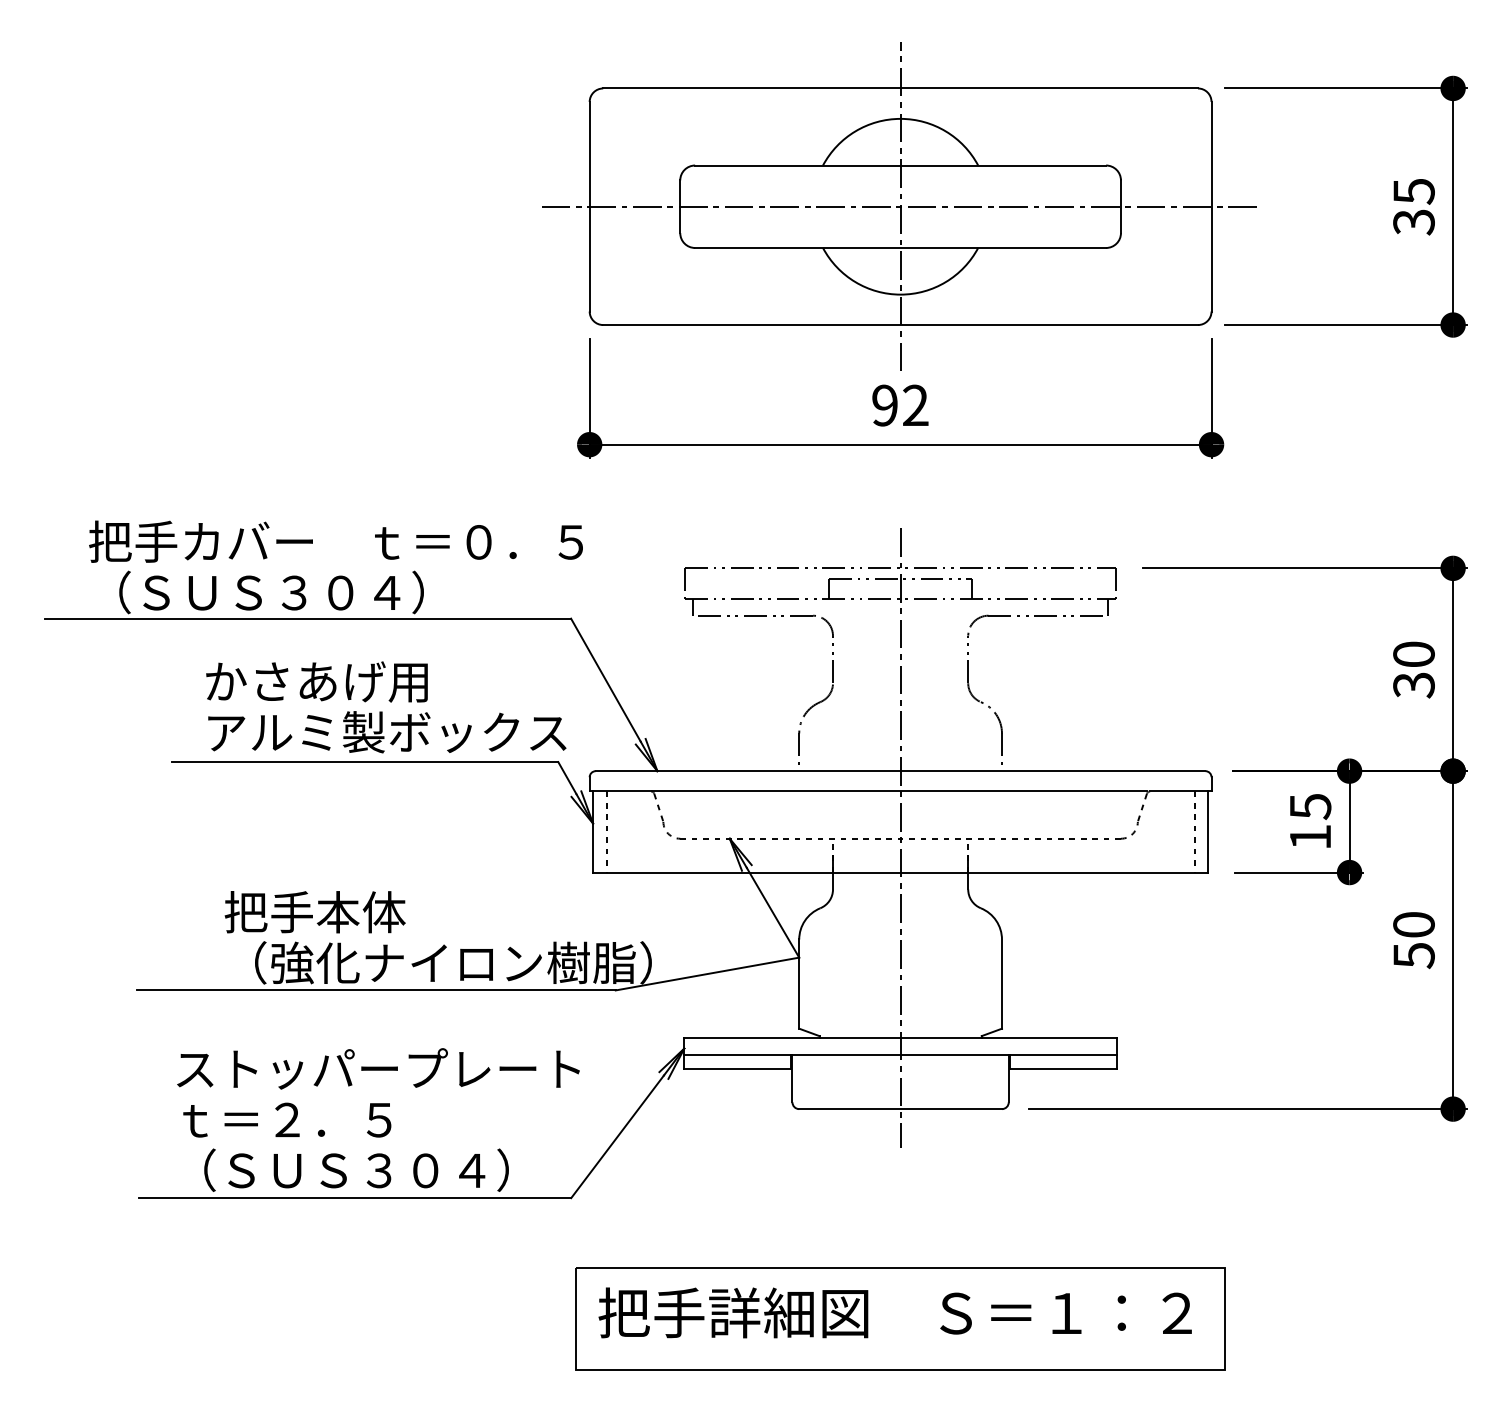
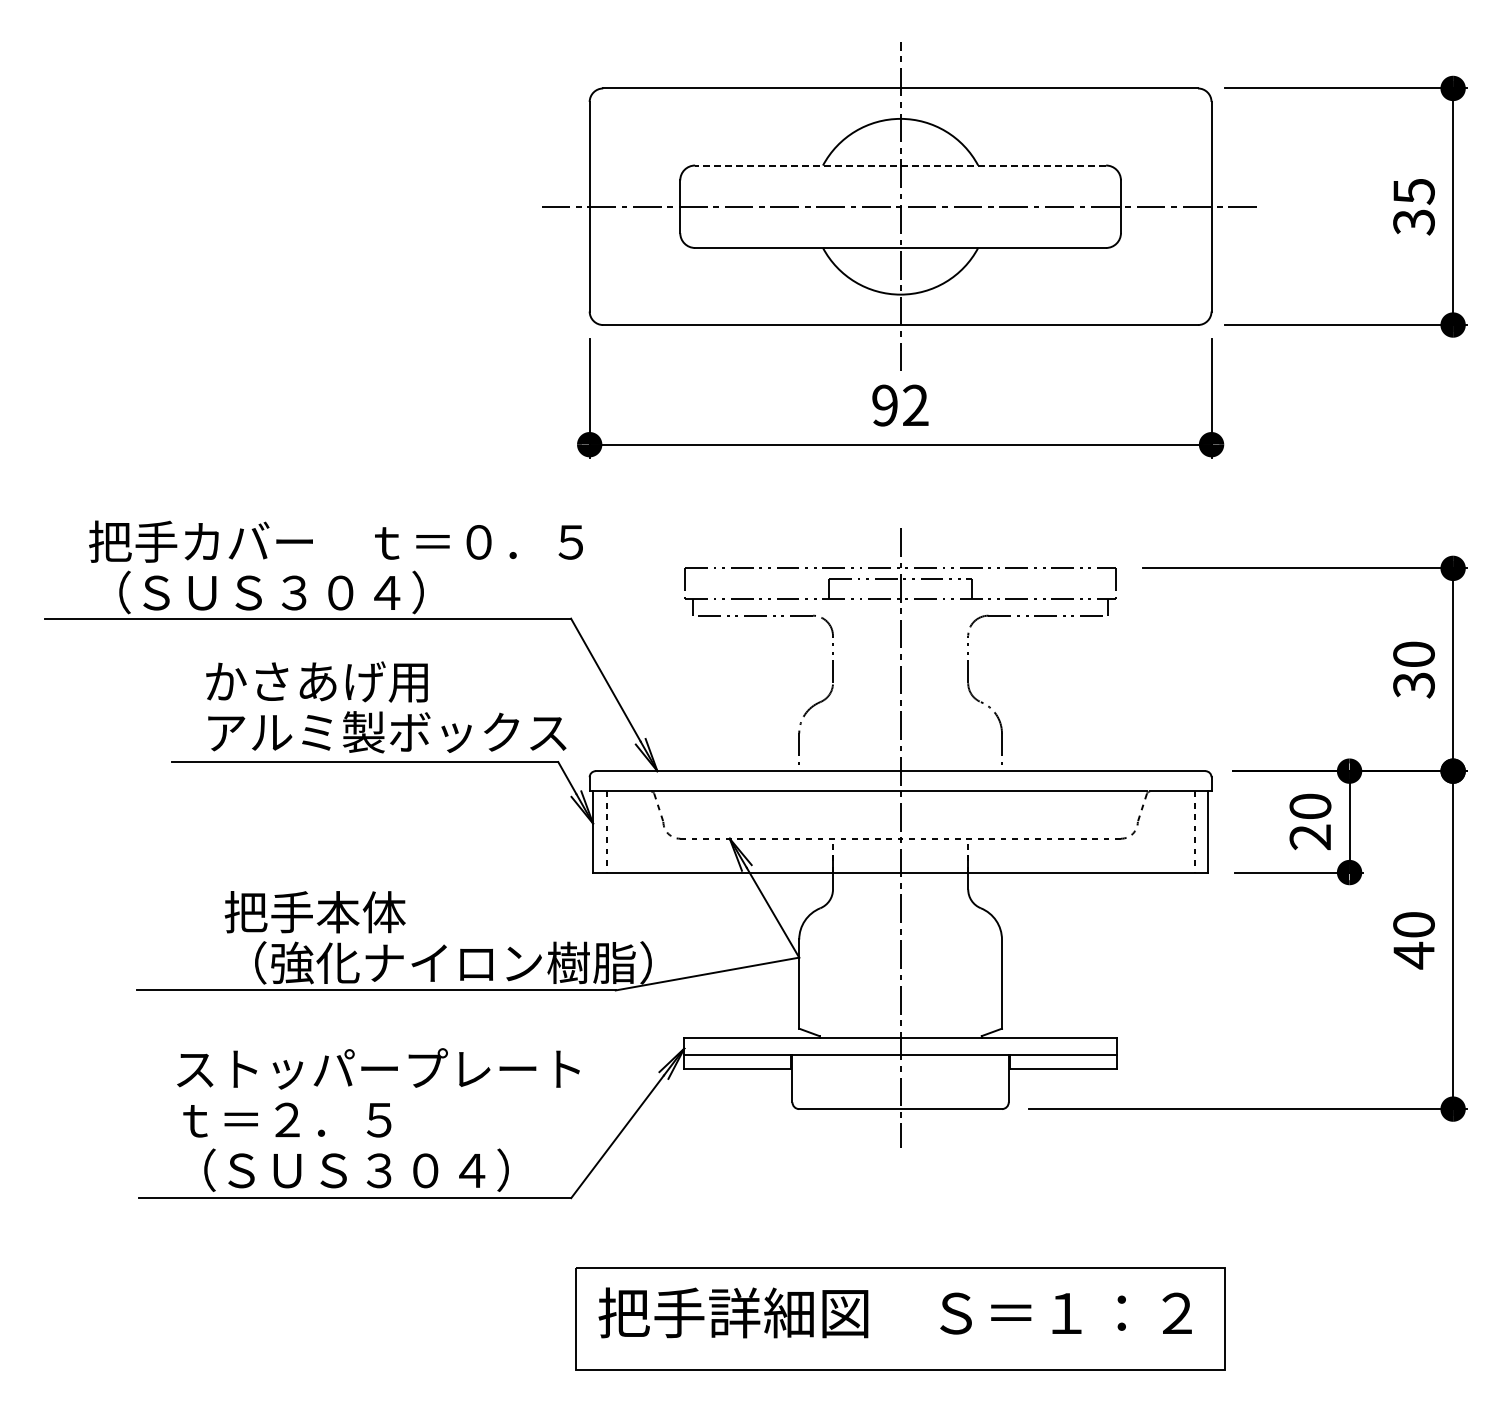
line: solid -> dashed (900, 165)
text: 15 -> 20 (1310, 821)
text: 50 -> 40 (1413, 955)
